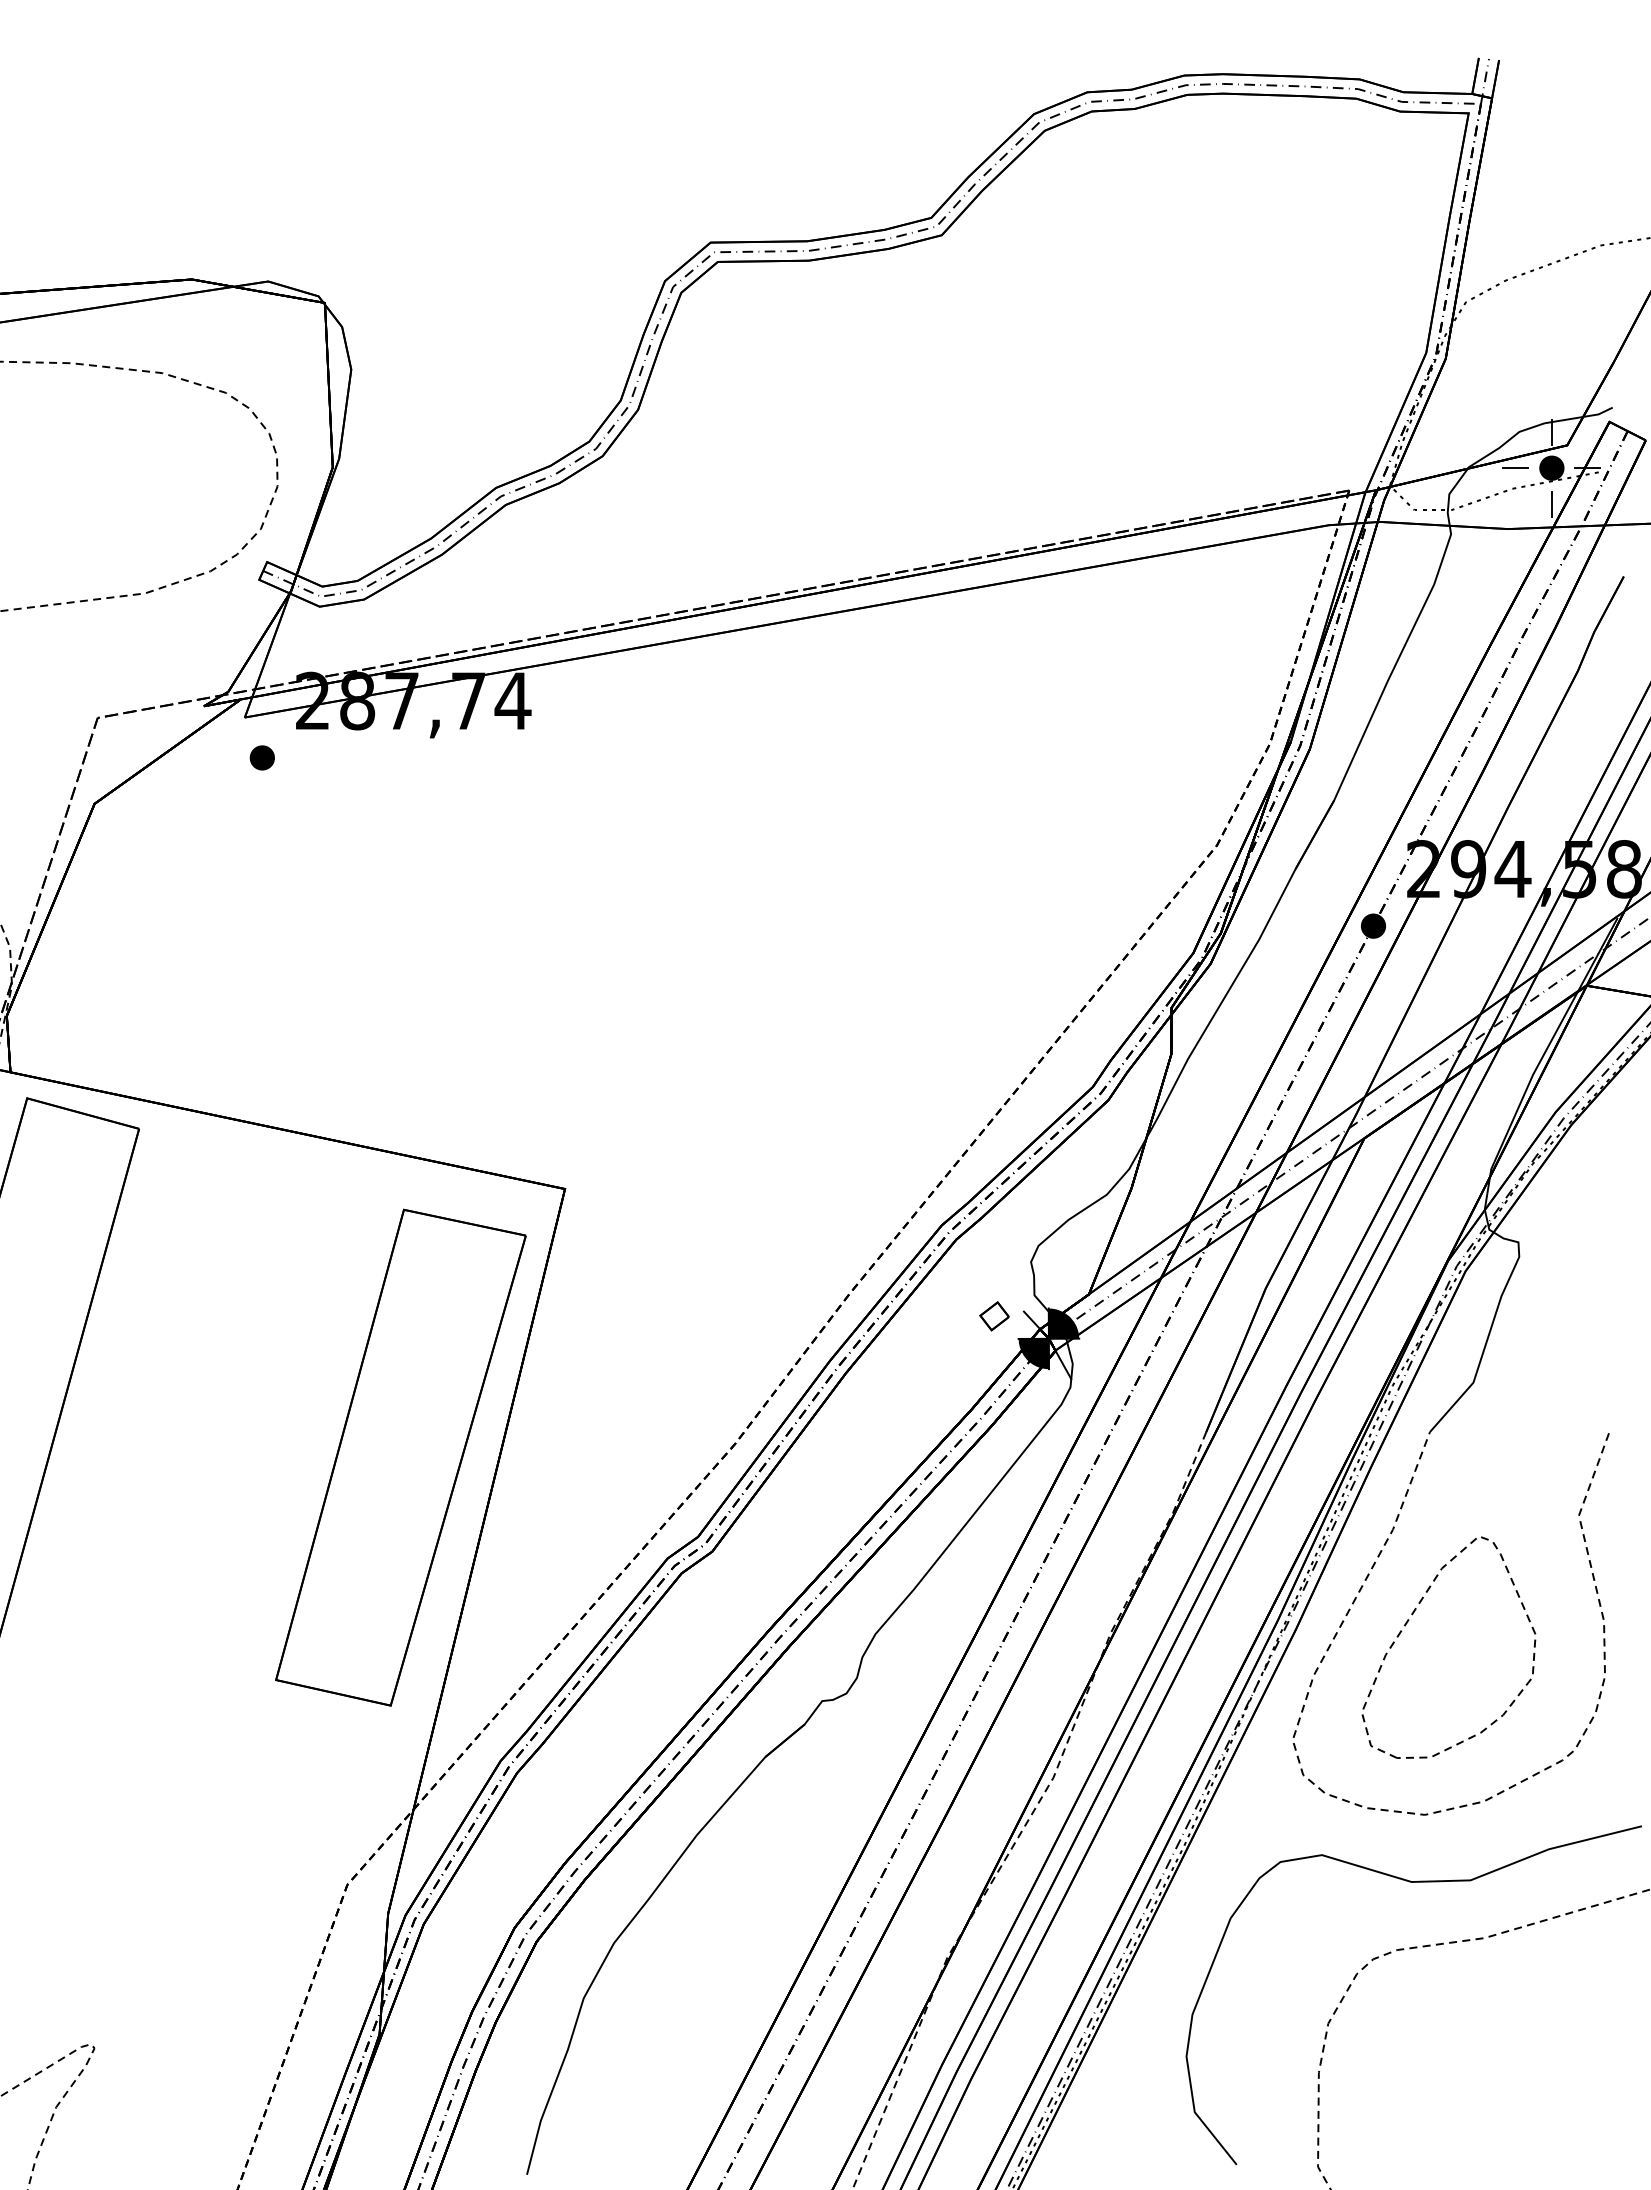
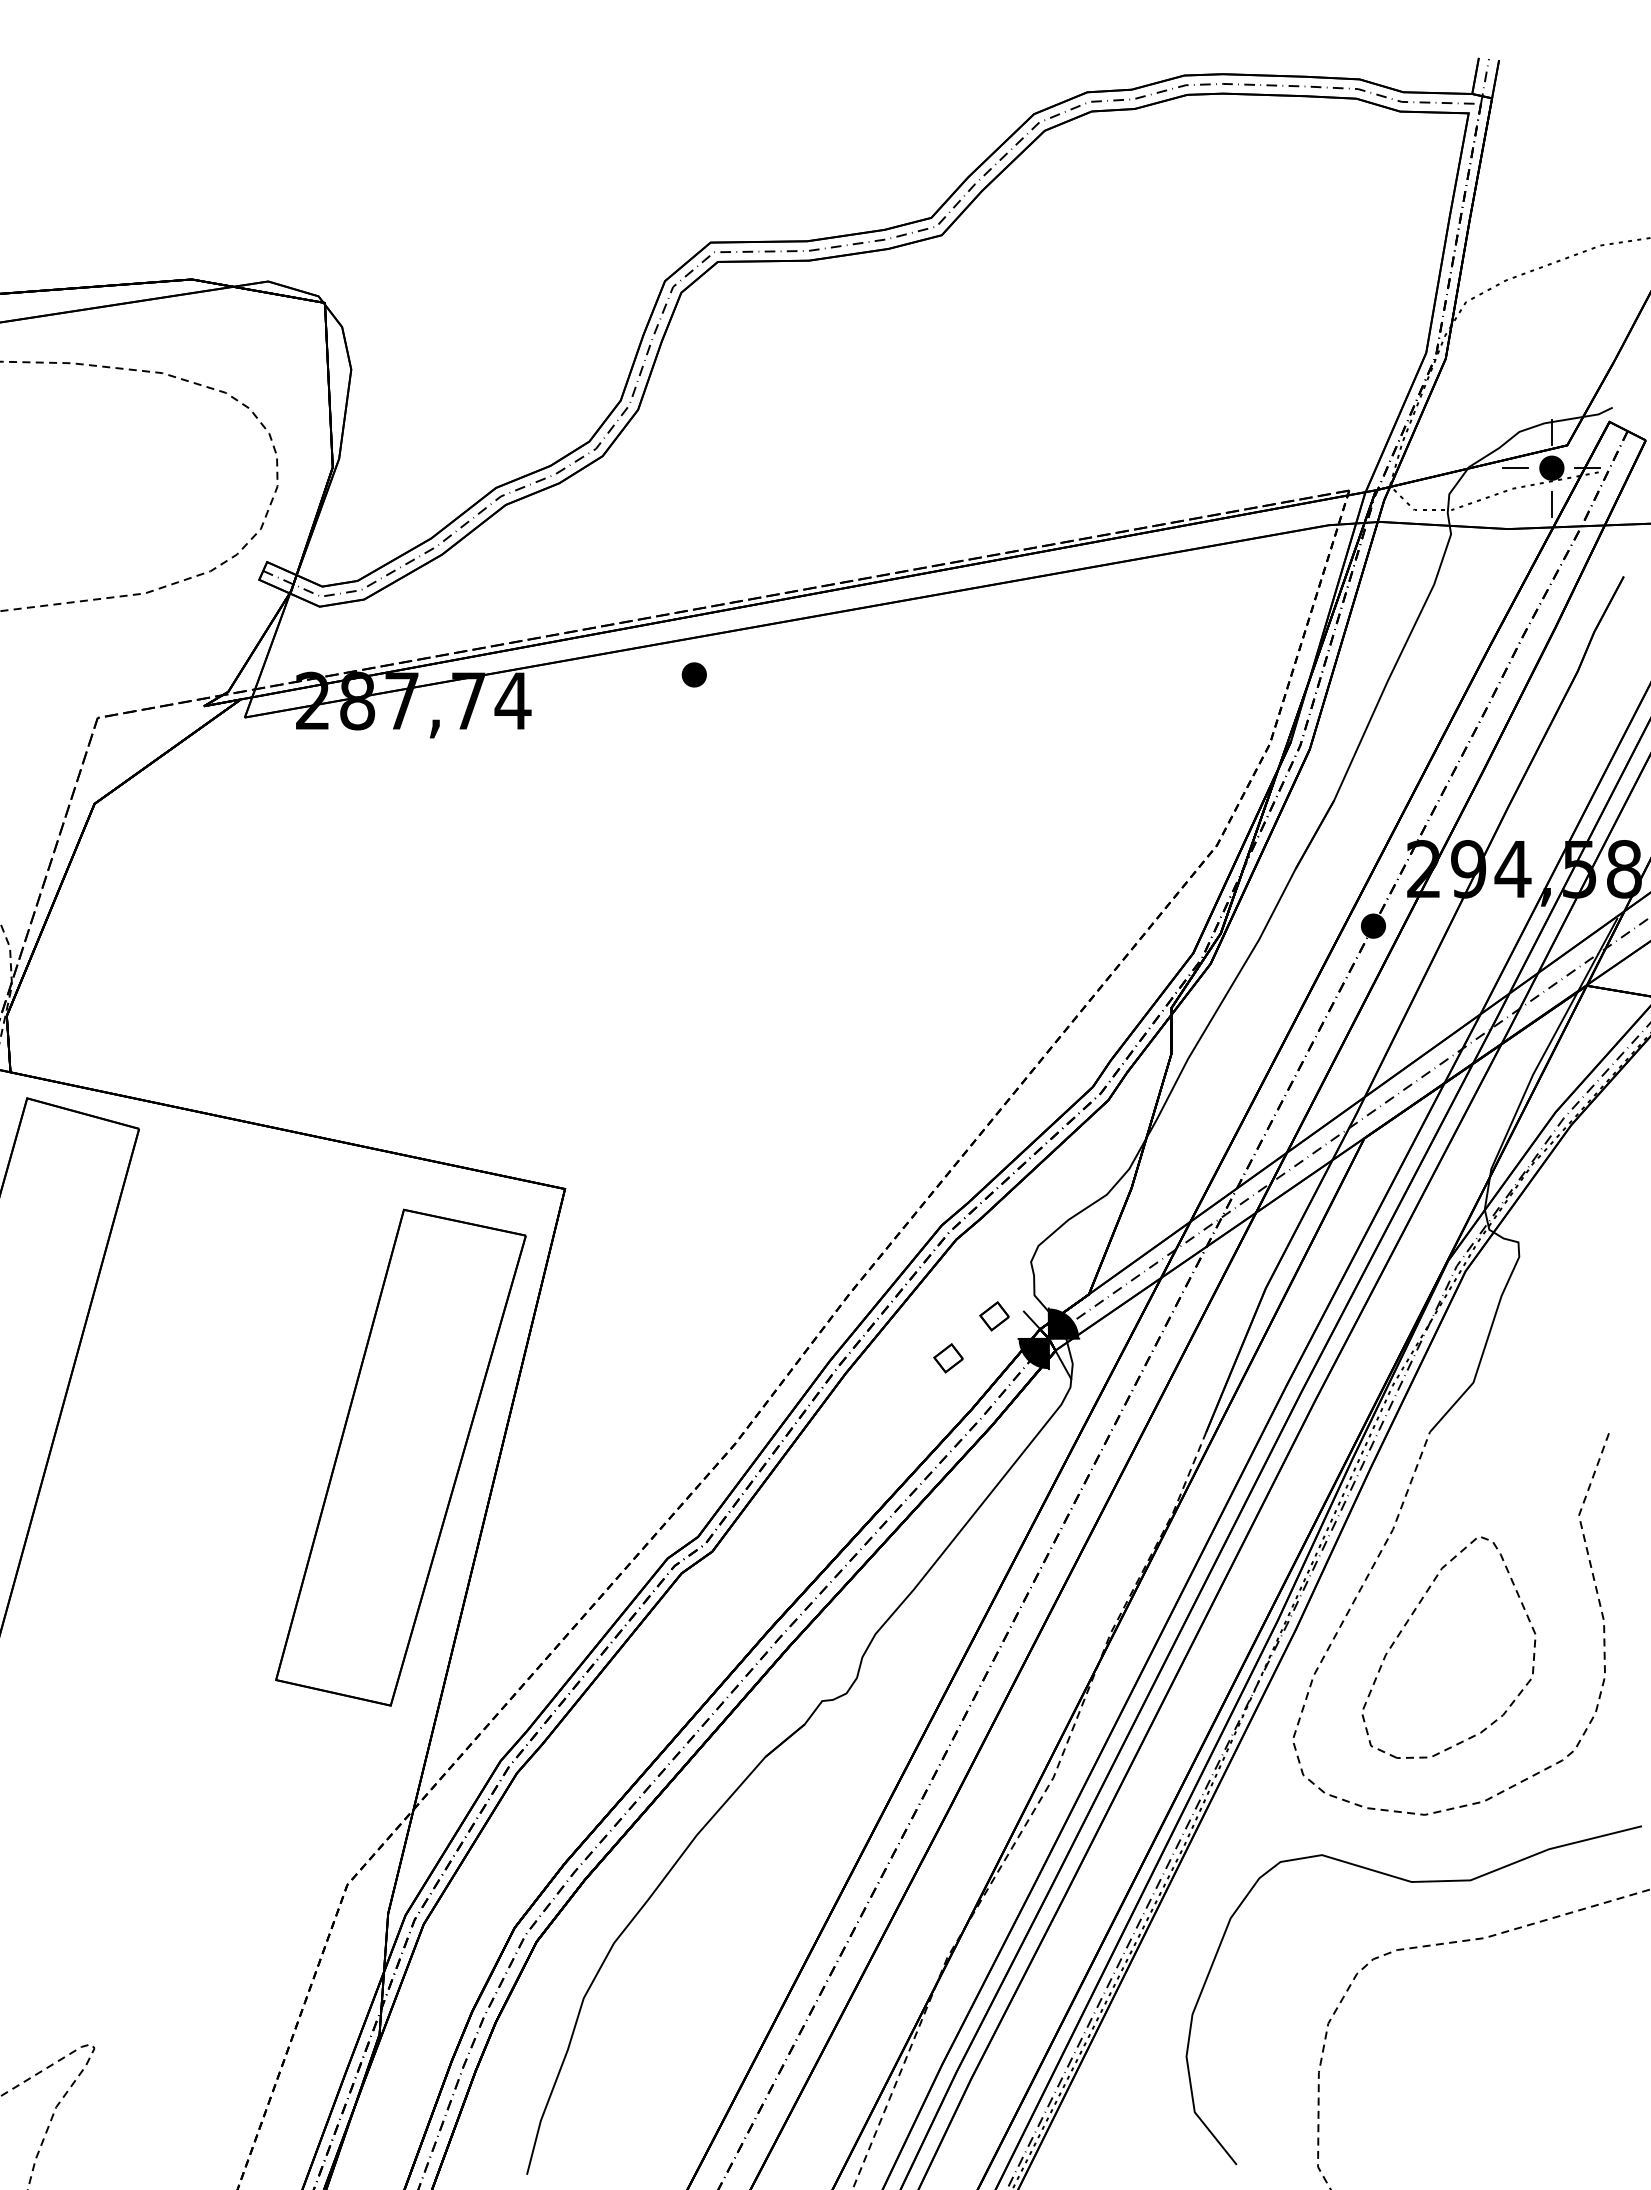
part position: (261, 757) -> (693, 674) (693, 674)
part: none -> present (948, 1358)
